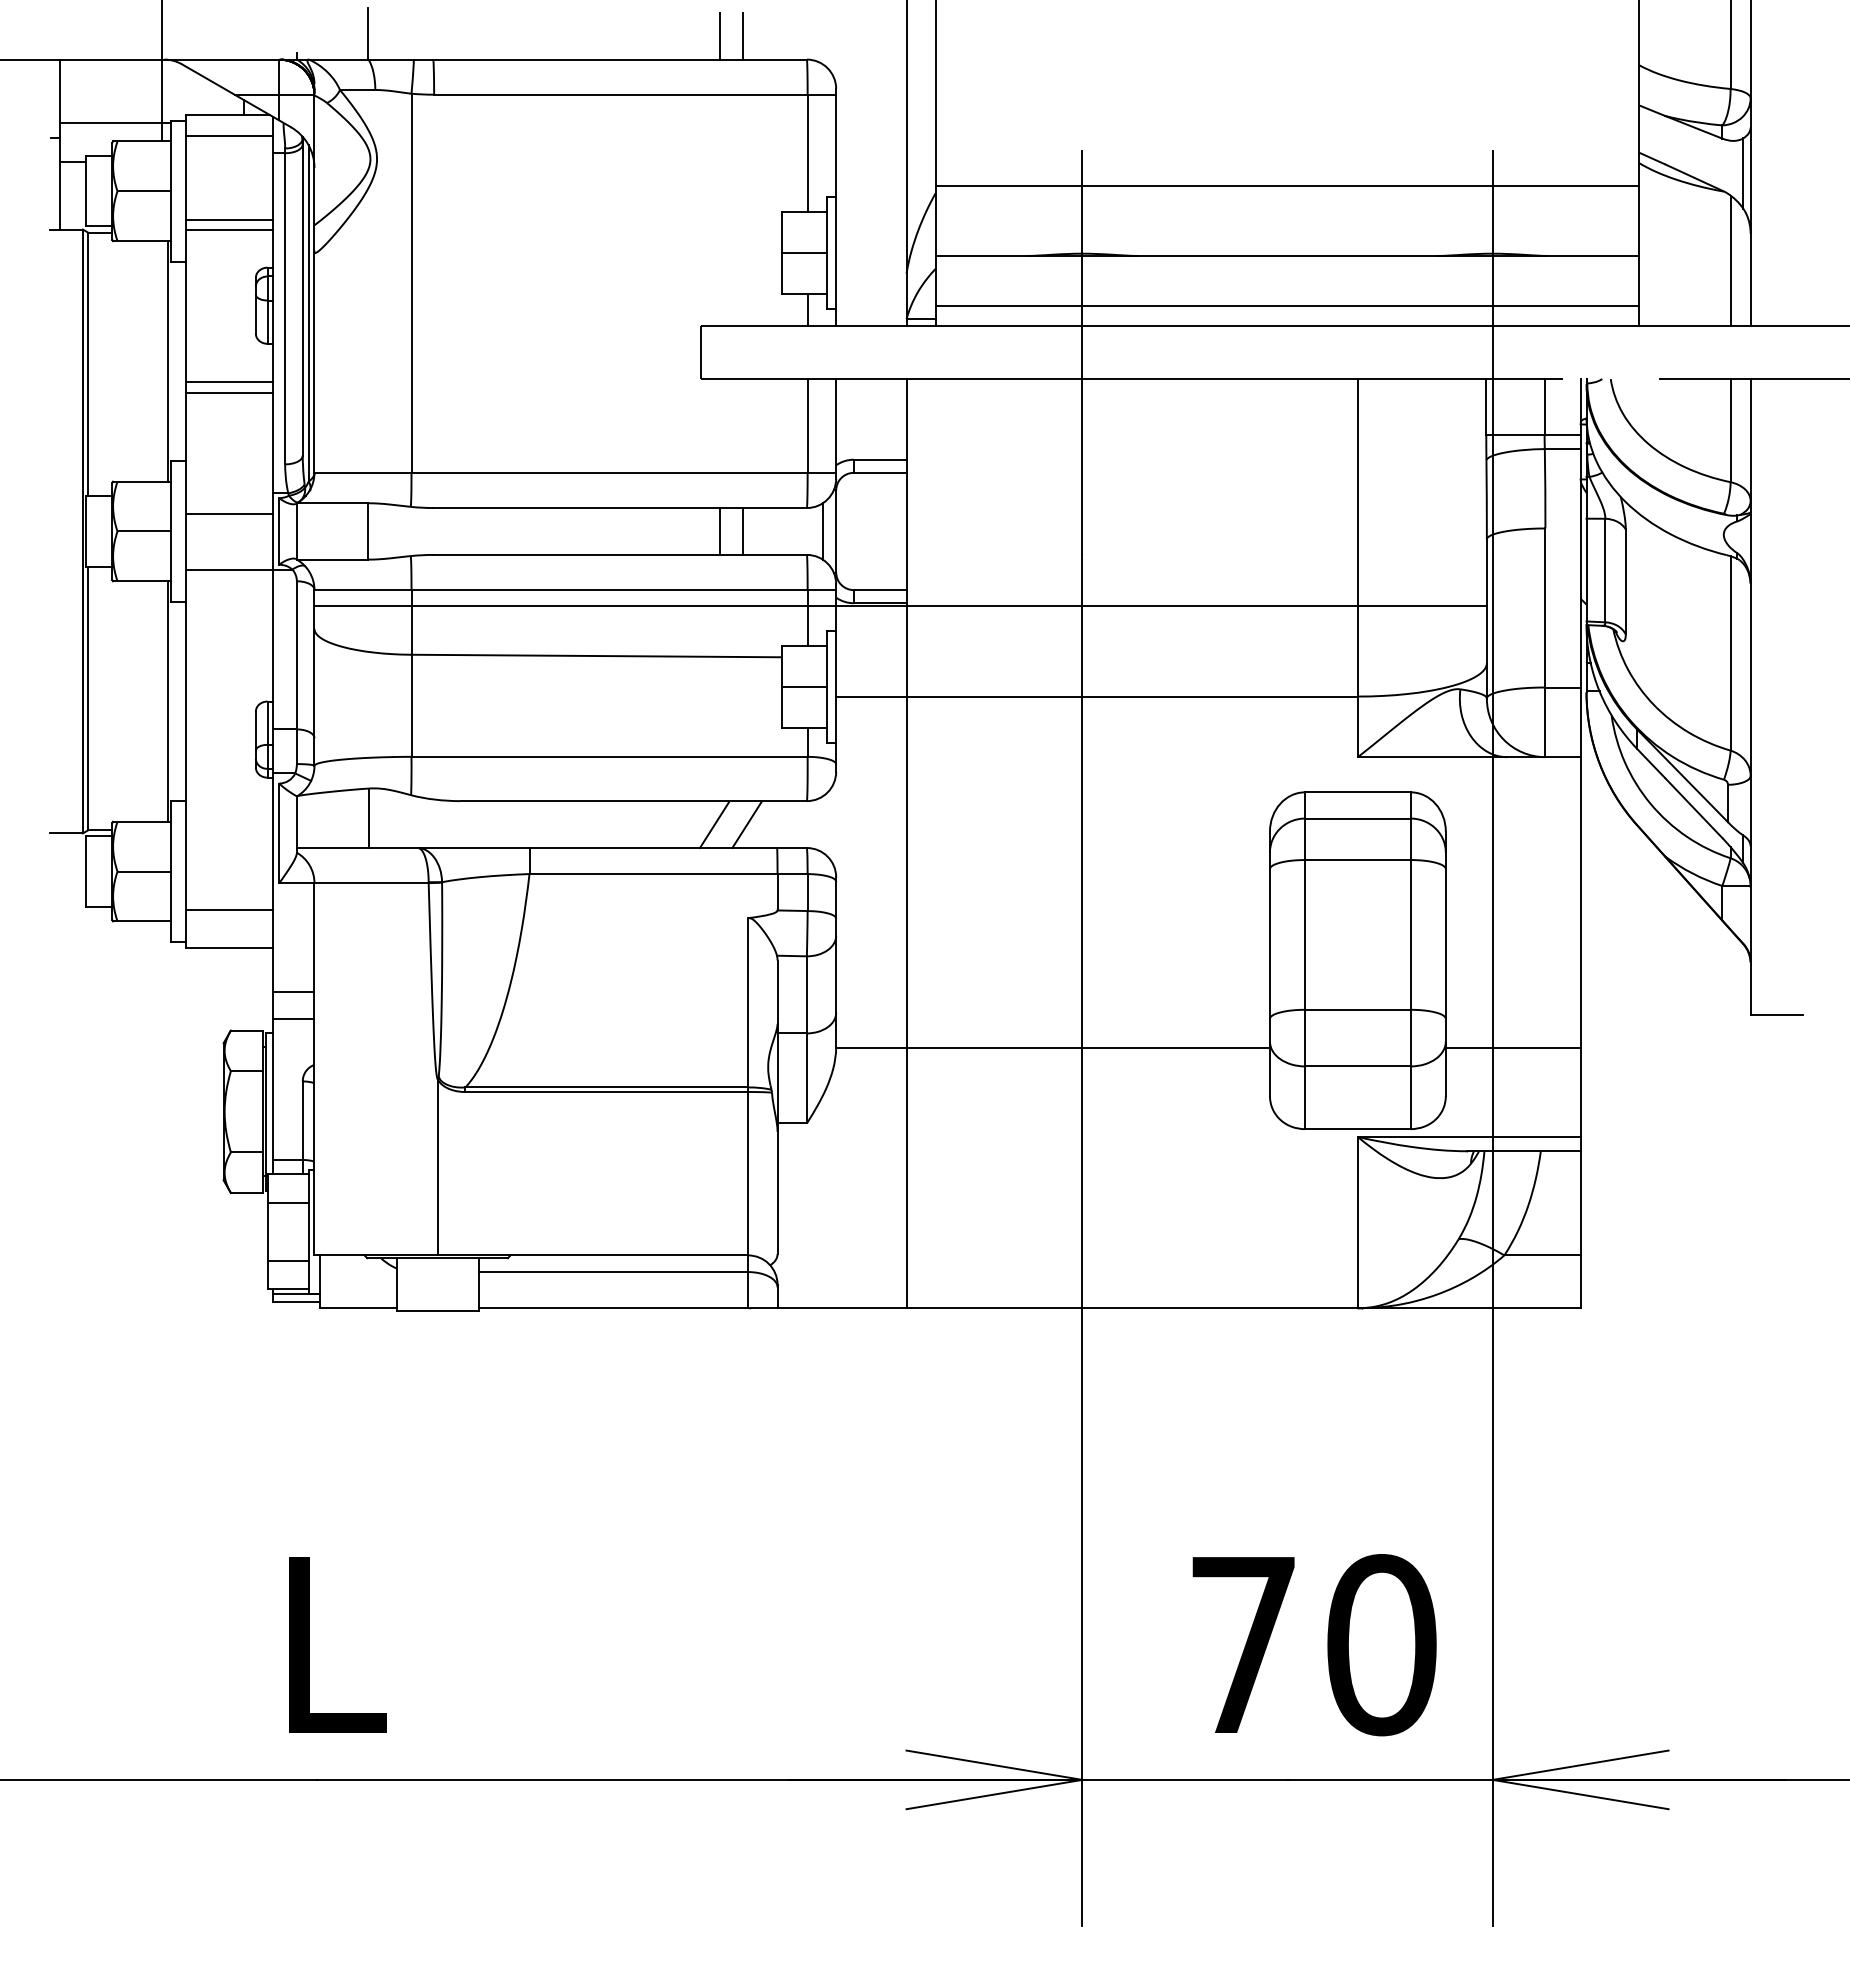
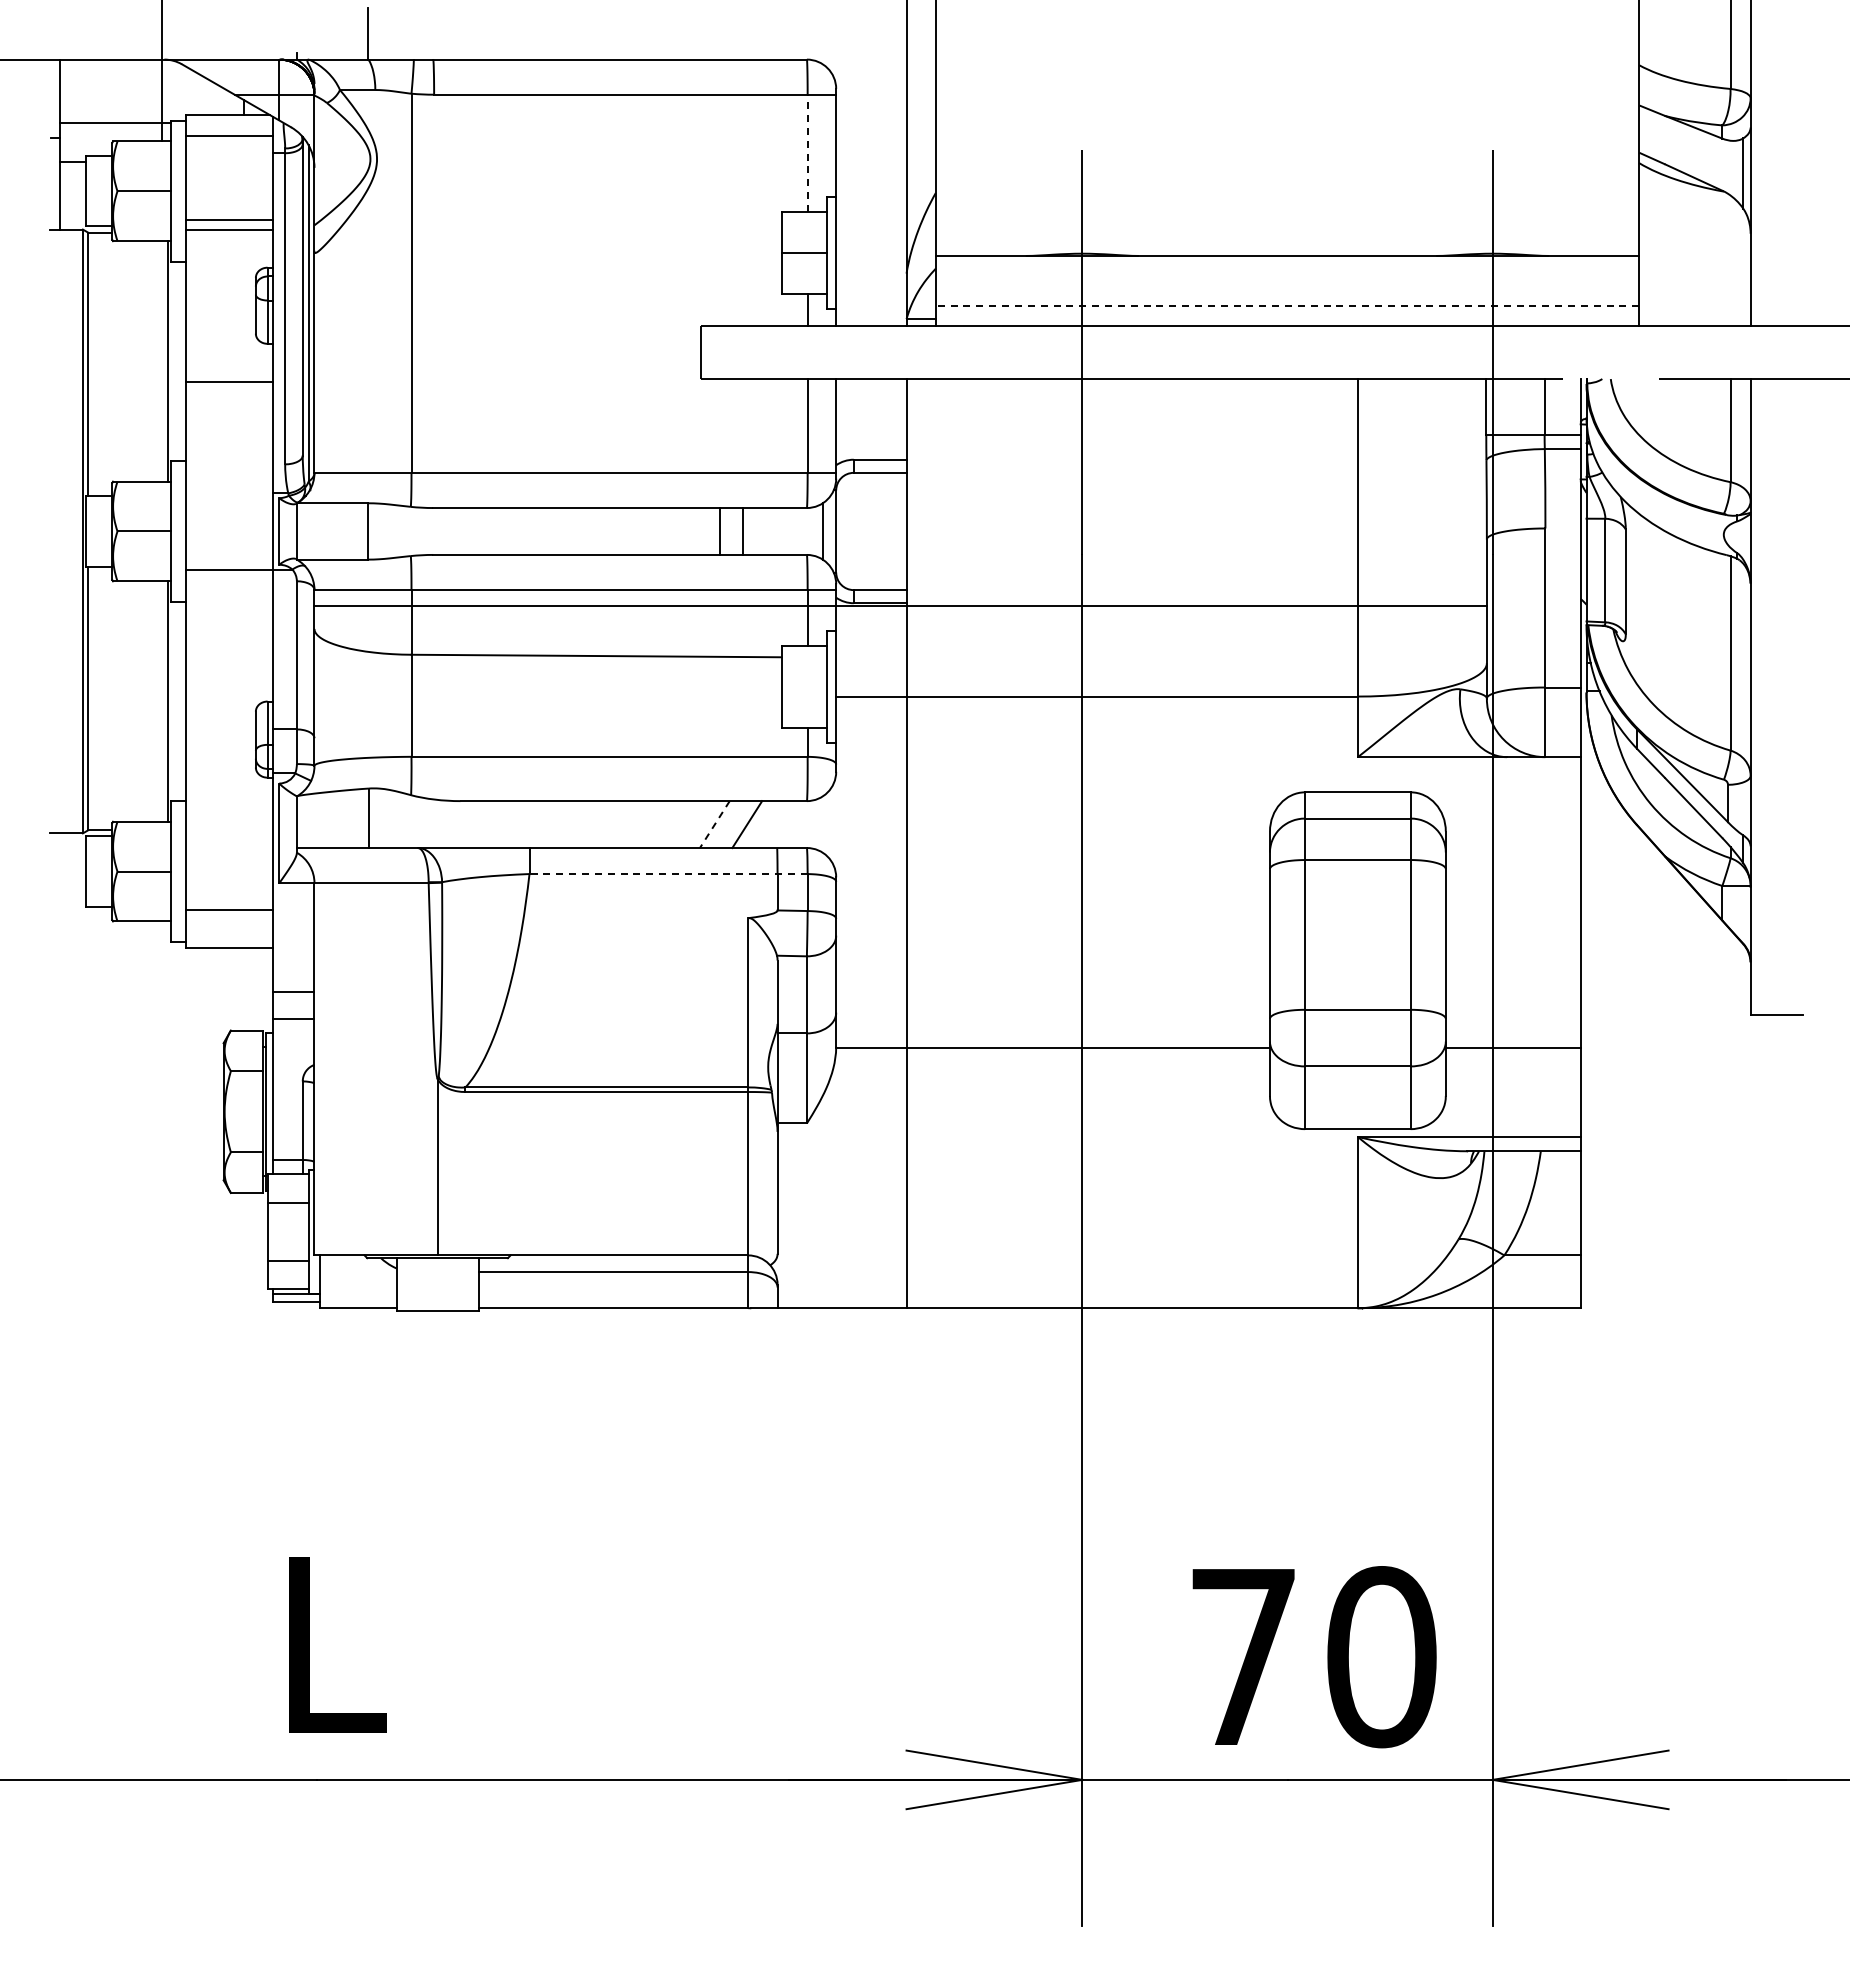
line: present -> none (719, 35)
line: present -> none (742, 35)
line: solid -> dashed (807, 153)
line: present -> none (1287, 185)
line: present -> none (1730, 260)
line: solid -> dashed (1287, 305)
line: present -> none (229, 393)
line: present -> none (229, 514)
line: present -> none (803, 686)
line: solid -> dashed (714, 824)
line: solid -> dashed (668, 874)
text position: (1314, 1645) -> (1314, 1657) (1314, 1657)
